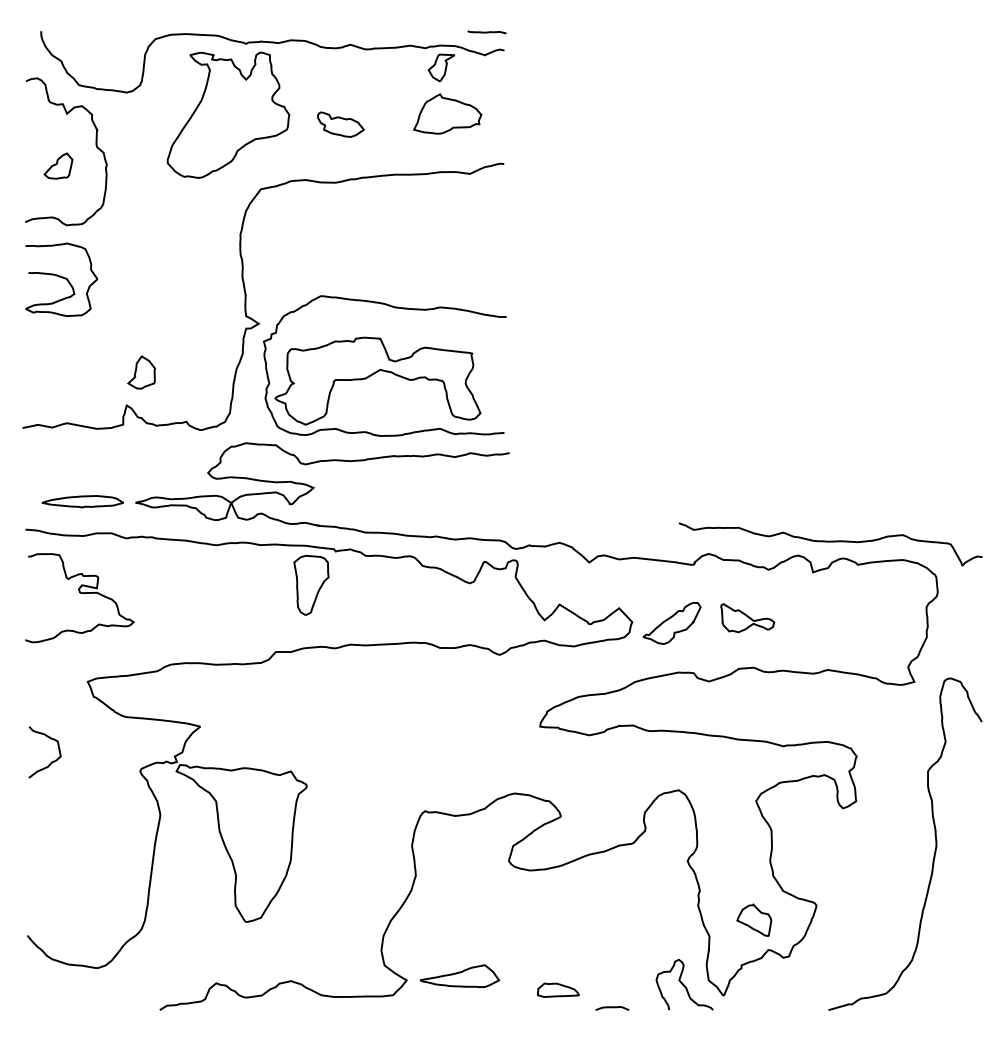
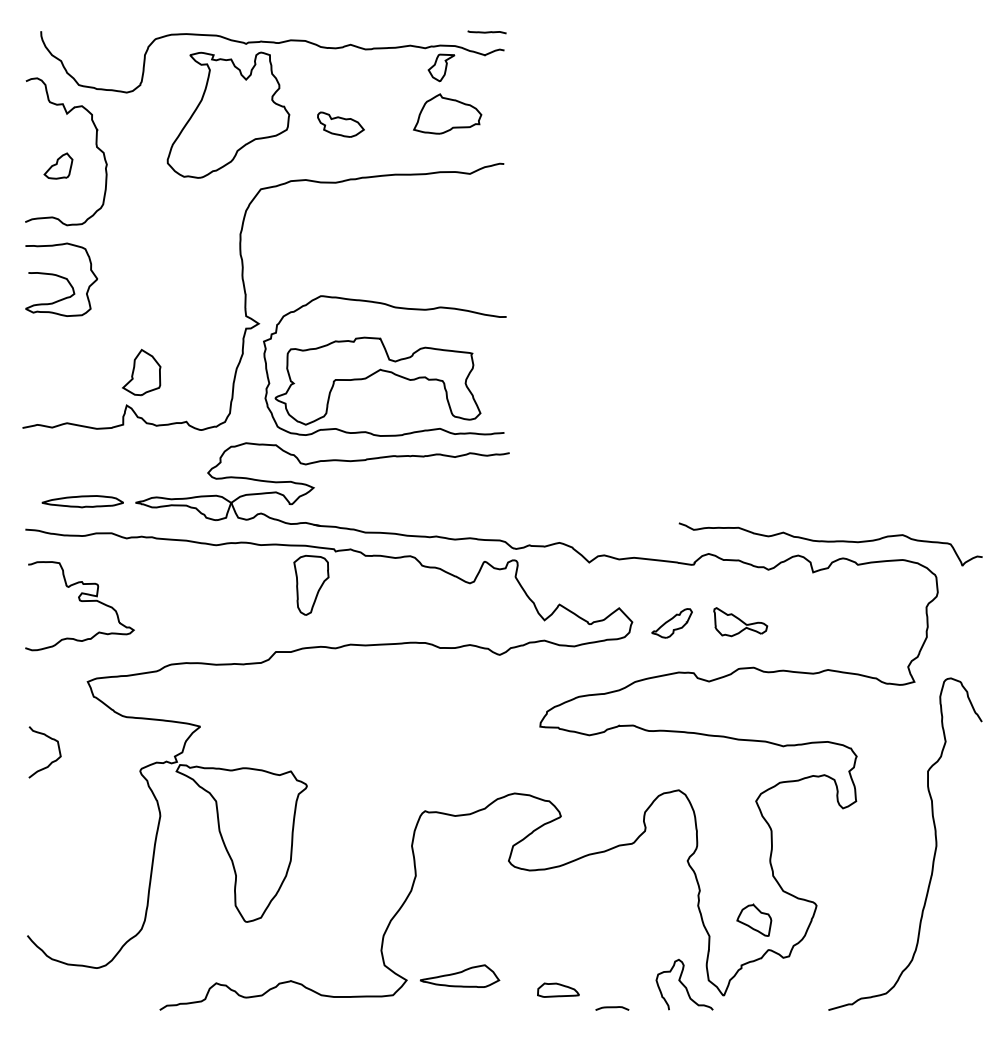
part size: 29x35 px -> 40x49 px (141, 372)
curve position: (79, 593) -> (79, 601) (79, 601)
part position: (747, 618) -> (740, 622) (740, 622)
part size: 60x43 px -> 42x31 px (671, 623)
